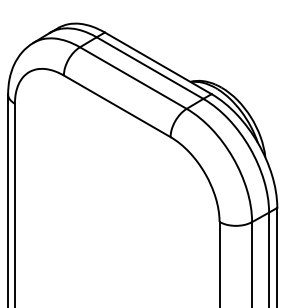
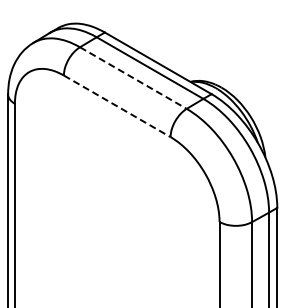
line: solid -> dashed (133, 78)
line: solid -> dashed (117, 106)
